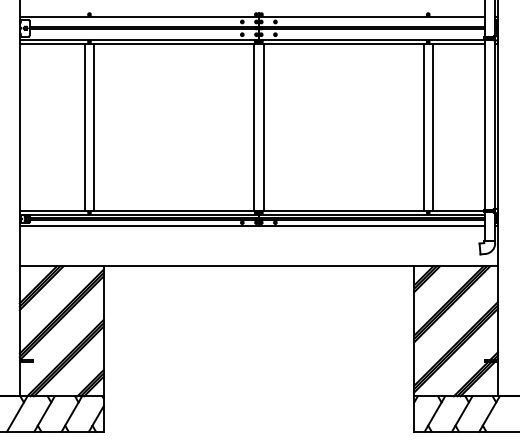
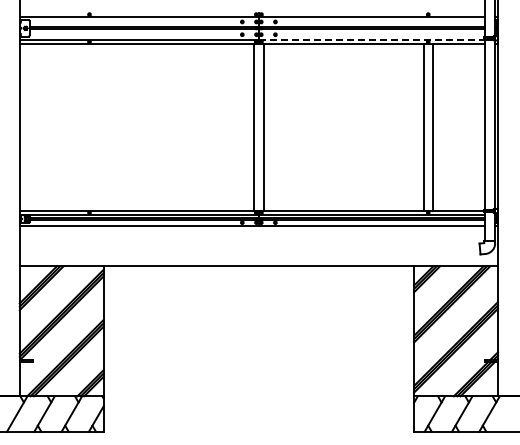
line: solid -> dashed (371, 39)
line: present -> none (84, 127)
line: present -> none (94, 127)
